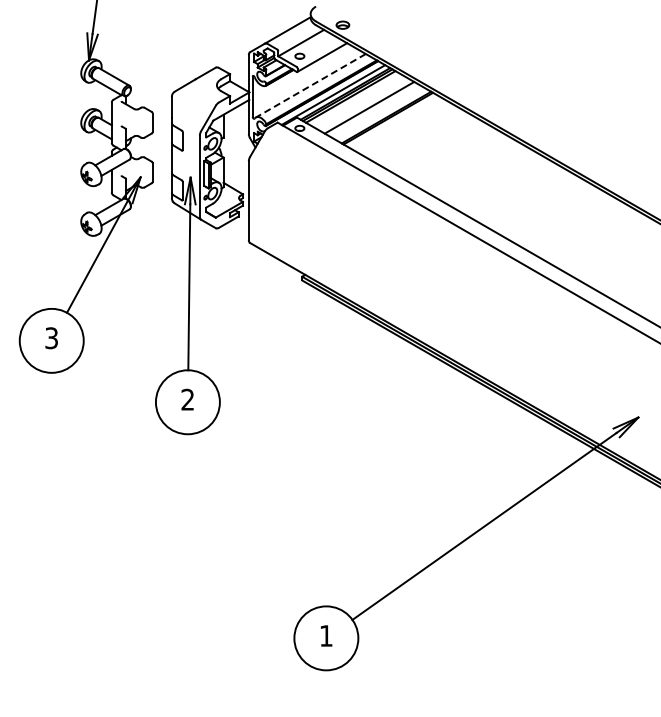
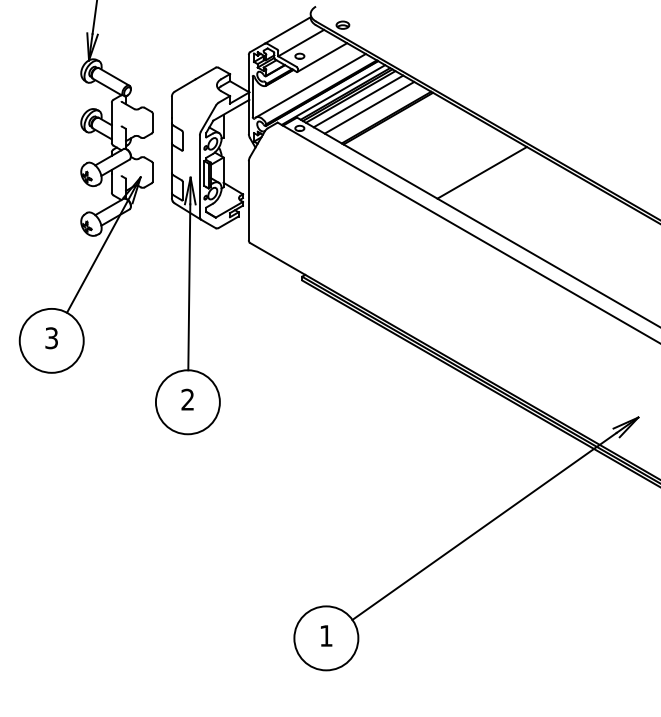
line: dashed -> solid (310, 86)
line: none -> present (358, 101)
line: none -> present (481, 172)
